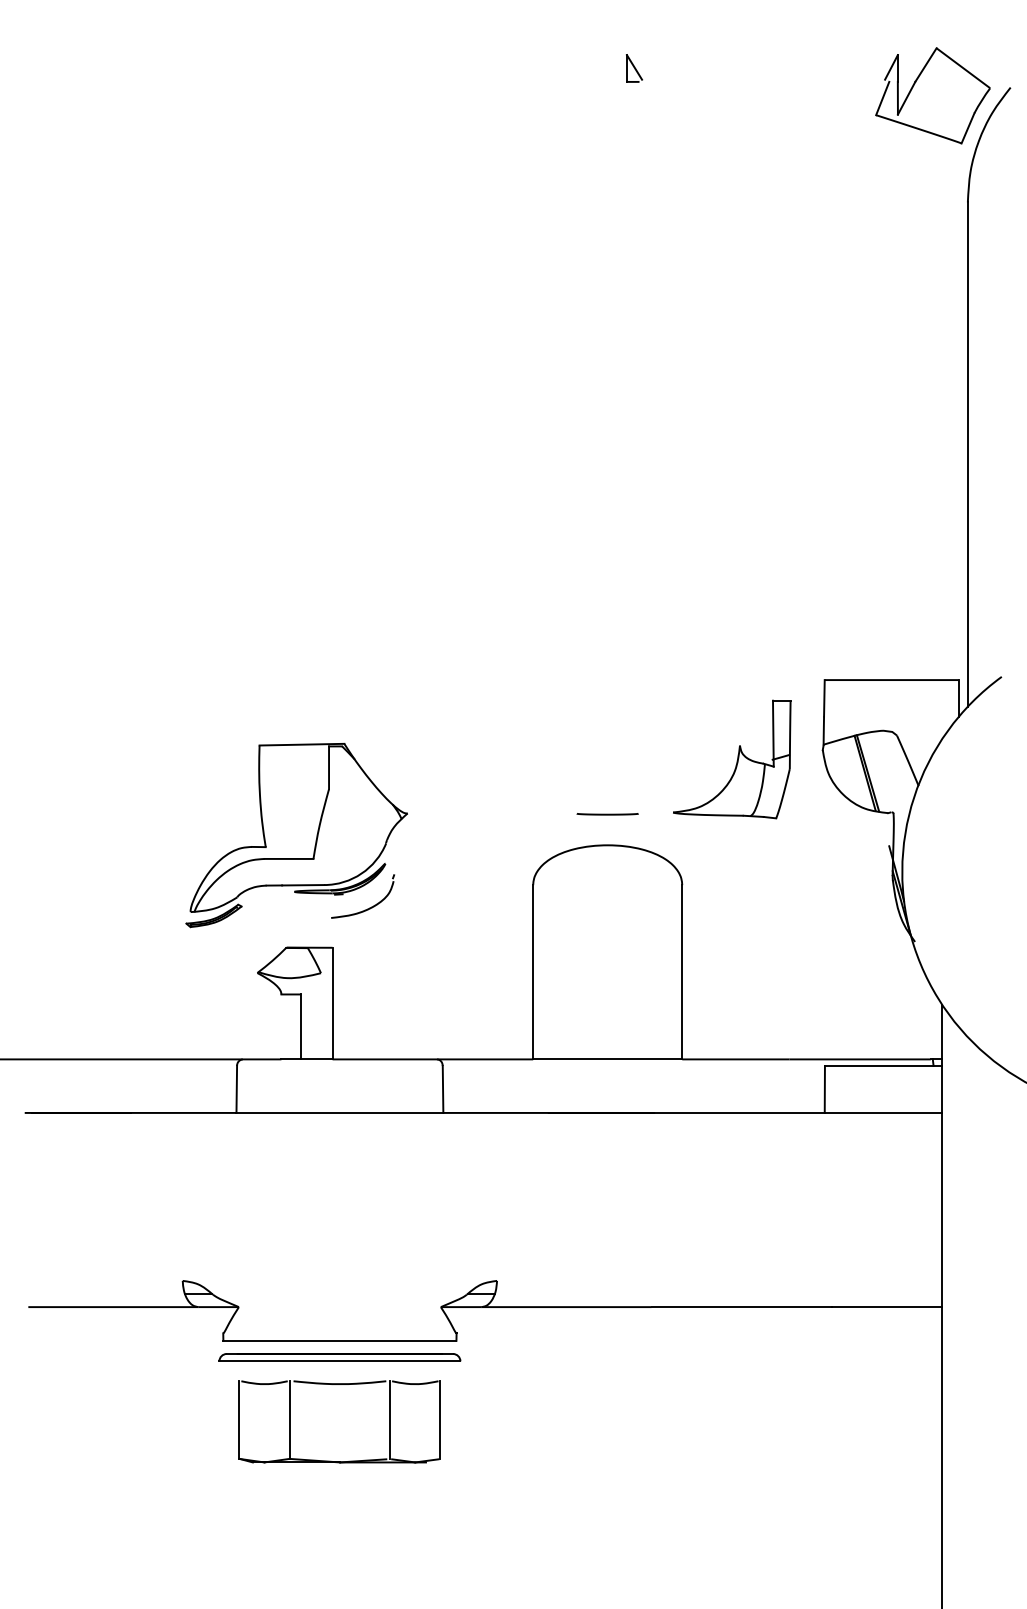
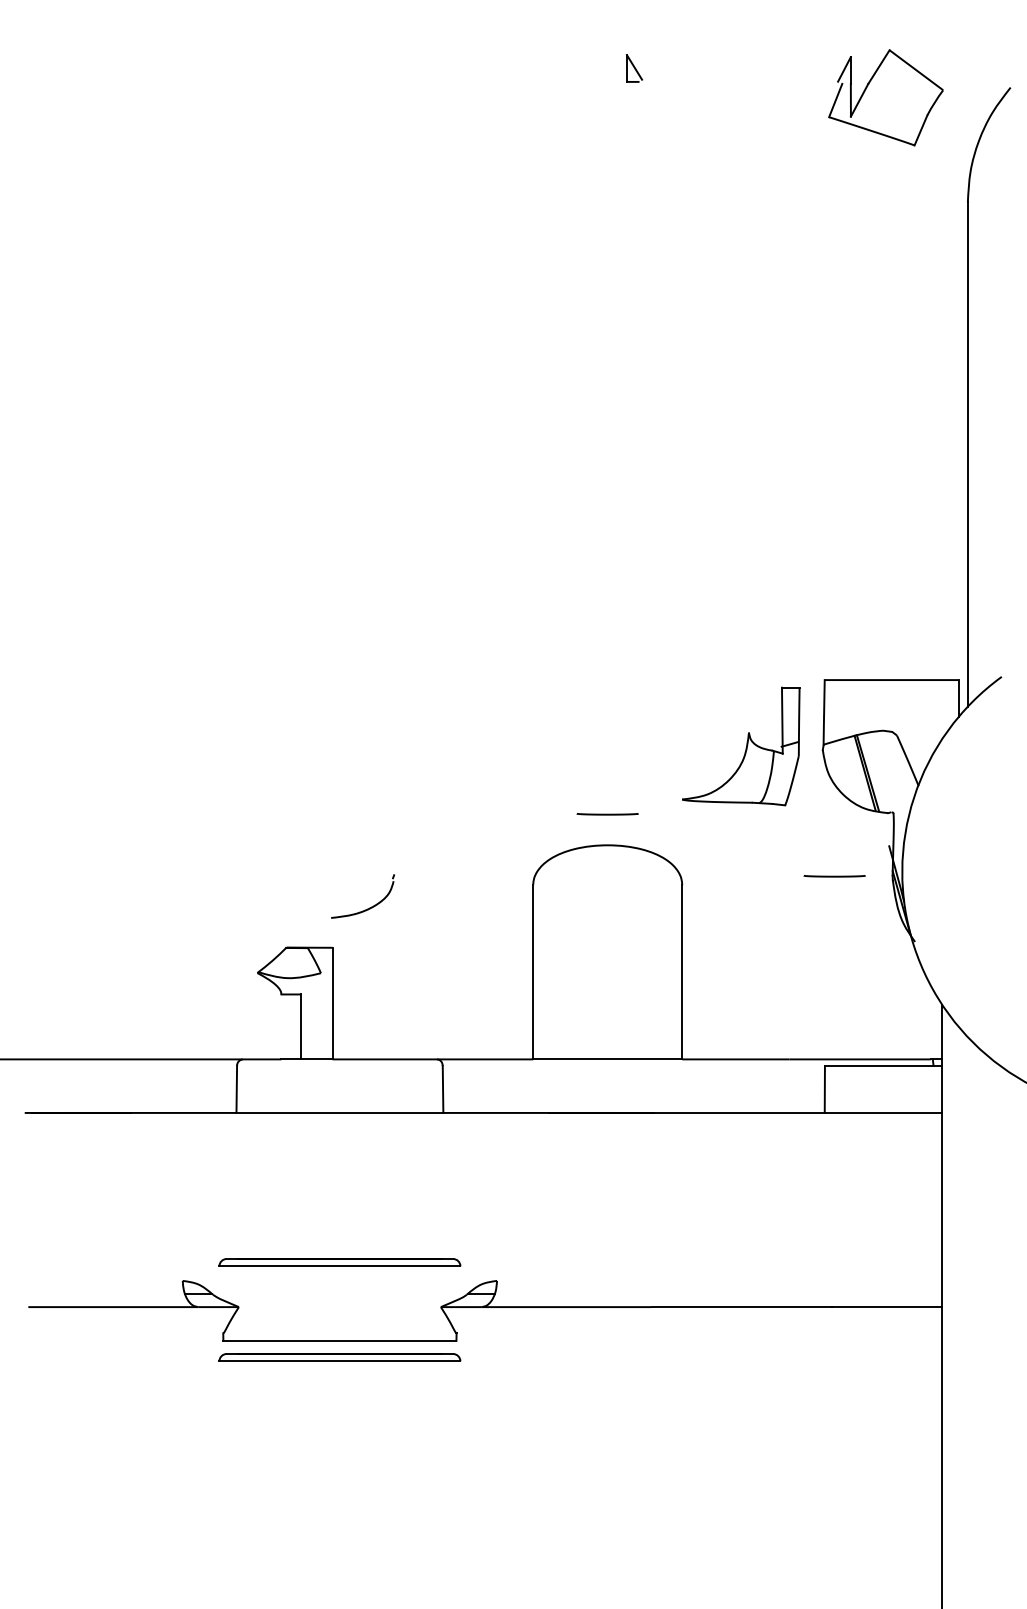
part position: (914, 85) -> (867, 87) (867, 87)
part position: (732, 759) -> (741, 746) (741, 746)
part: present -> none (296, 835)
line: none -> present (834, 876)
part: none -> present (339, 1262)
part: present -> none (339, 1384)
